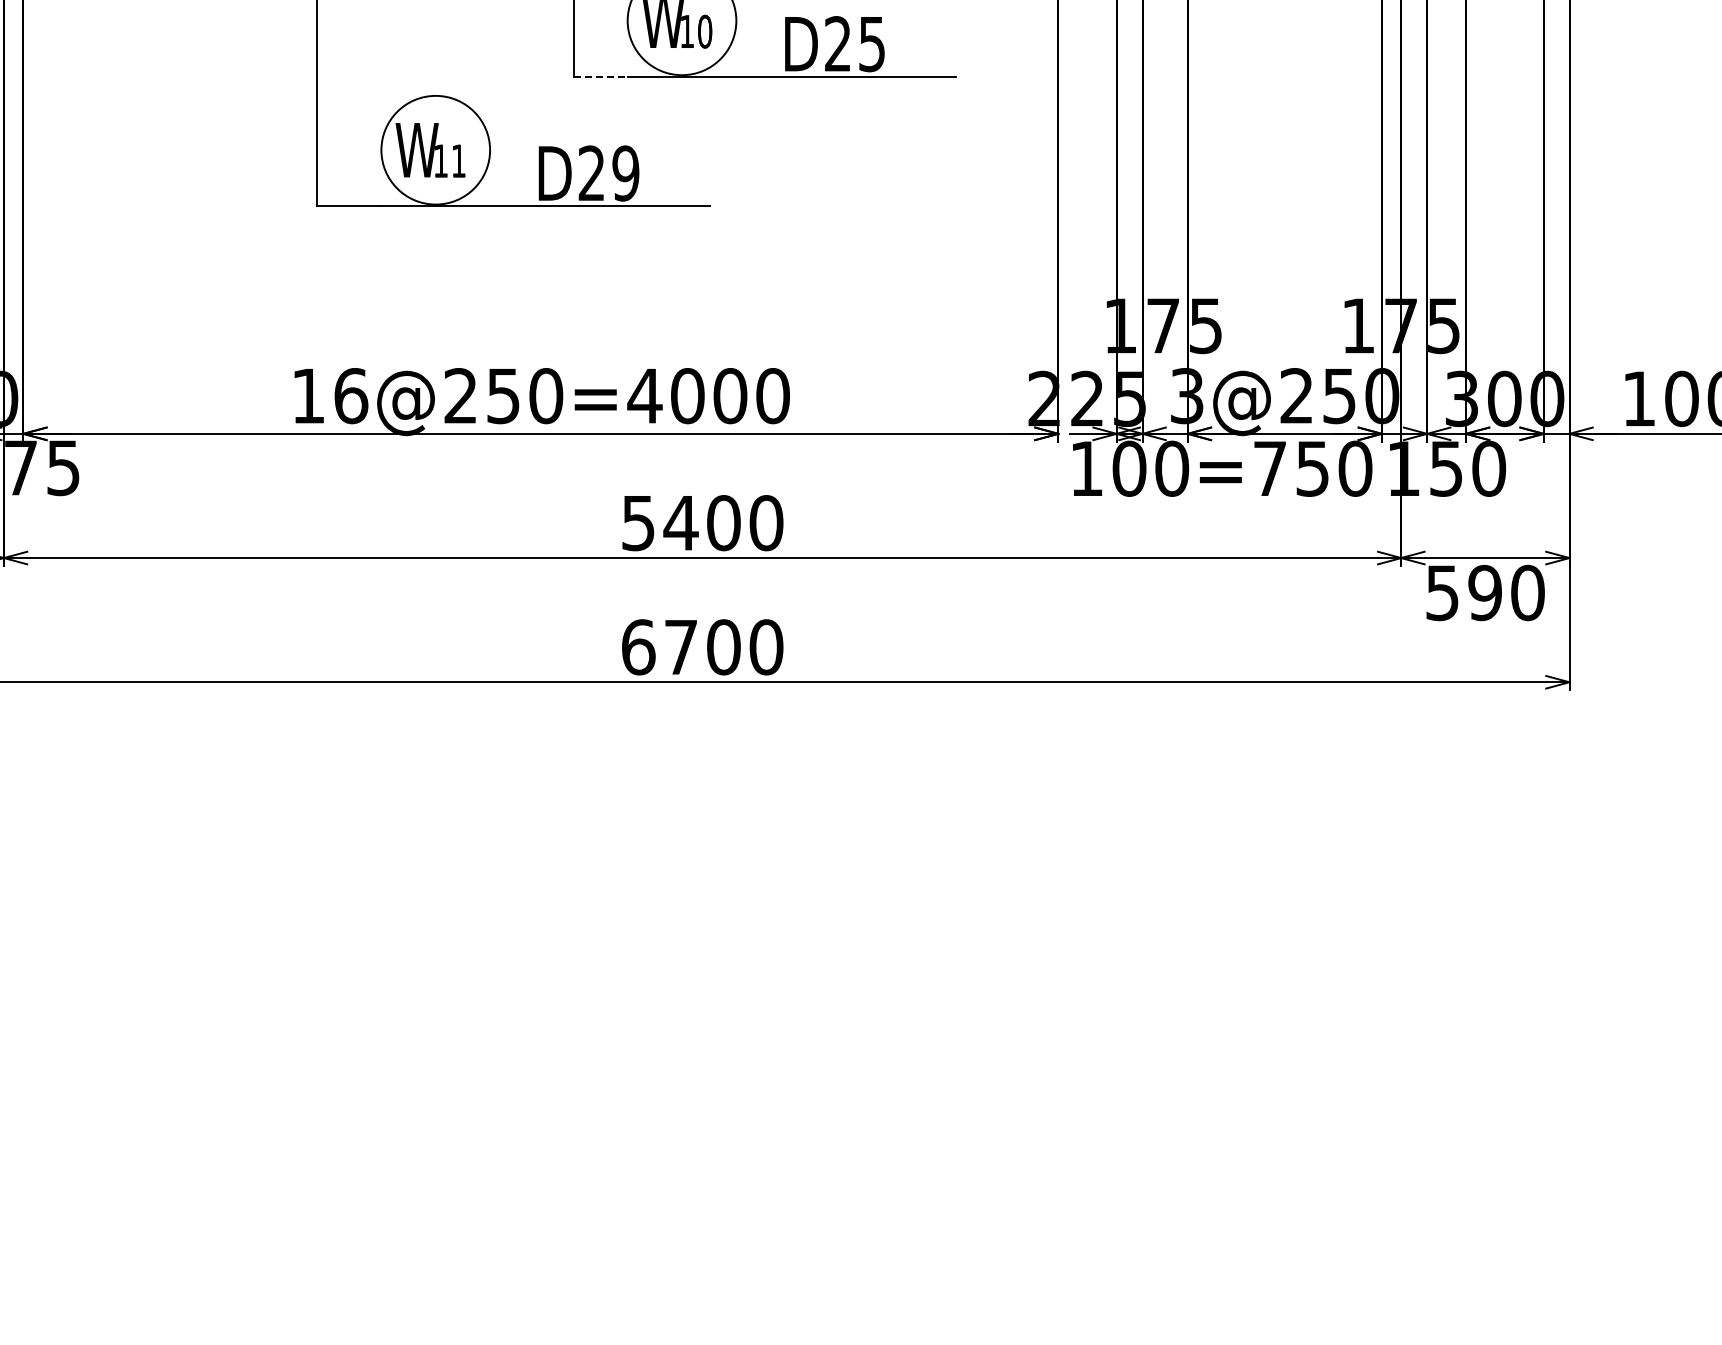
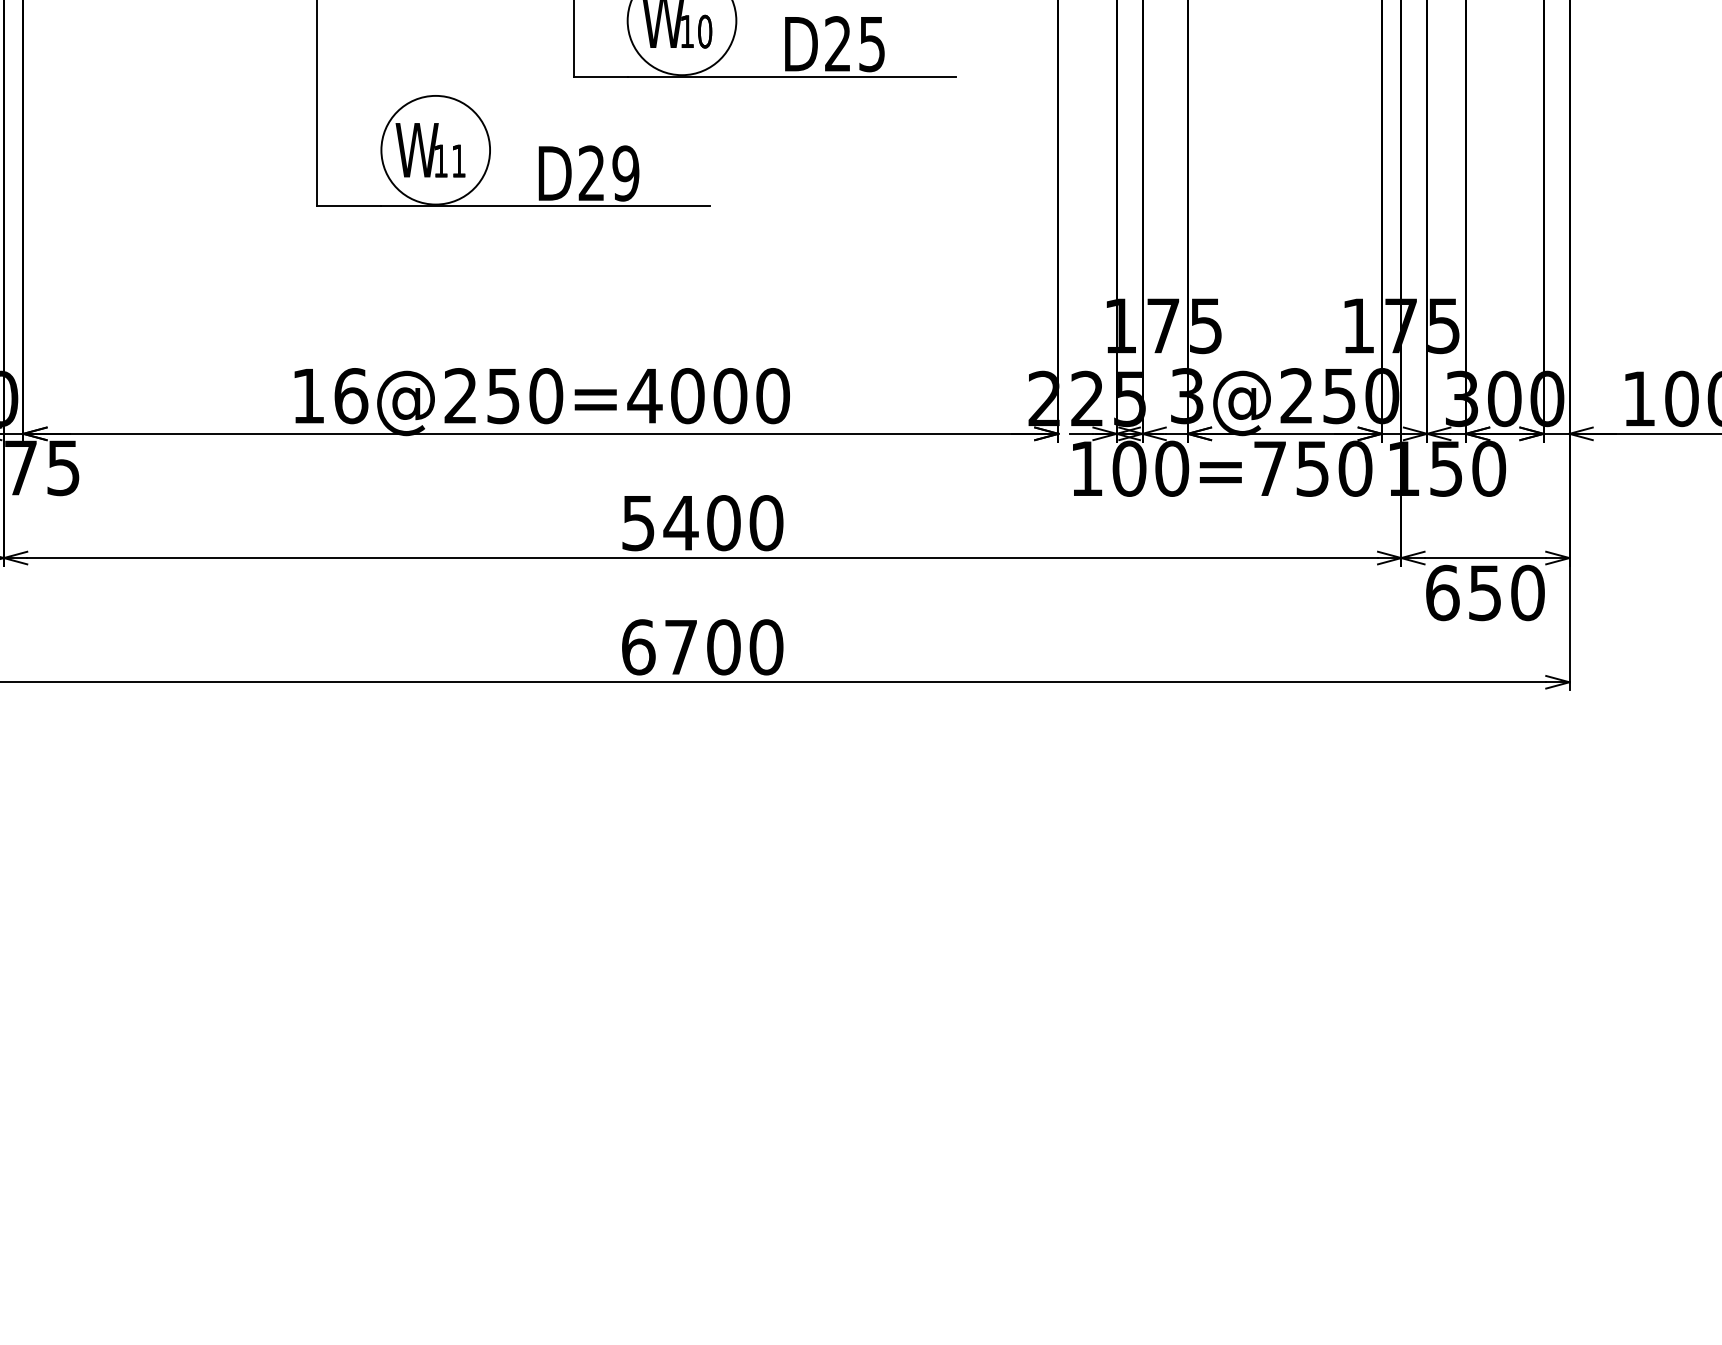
line: dashed -> solid (600, 76)
text: 590 -> 650 (1463, 592)
